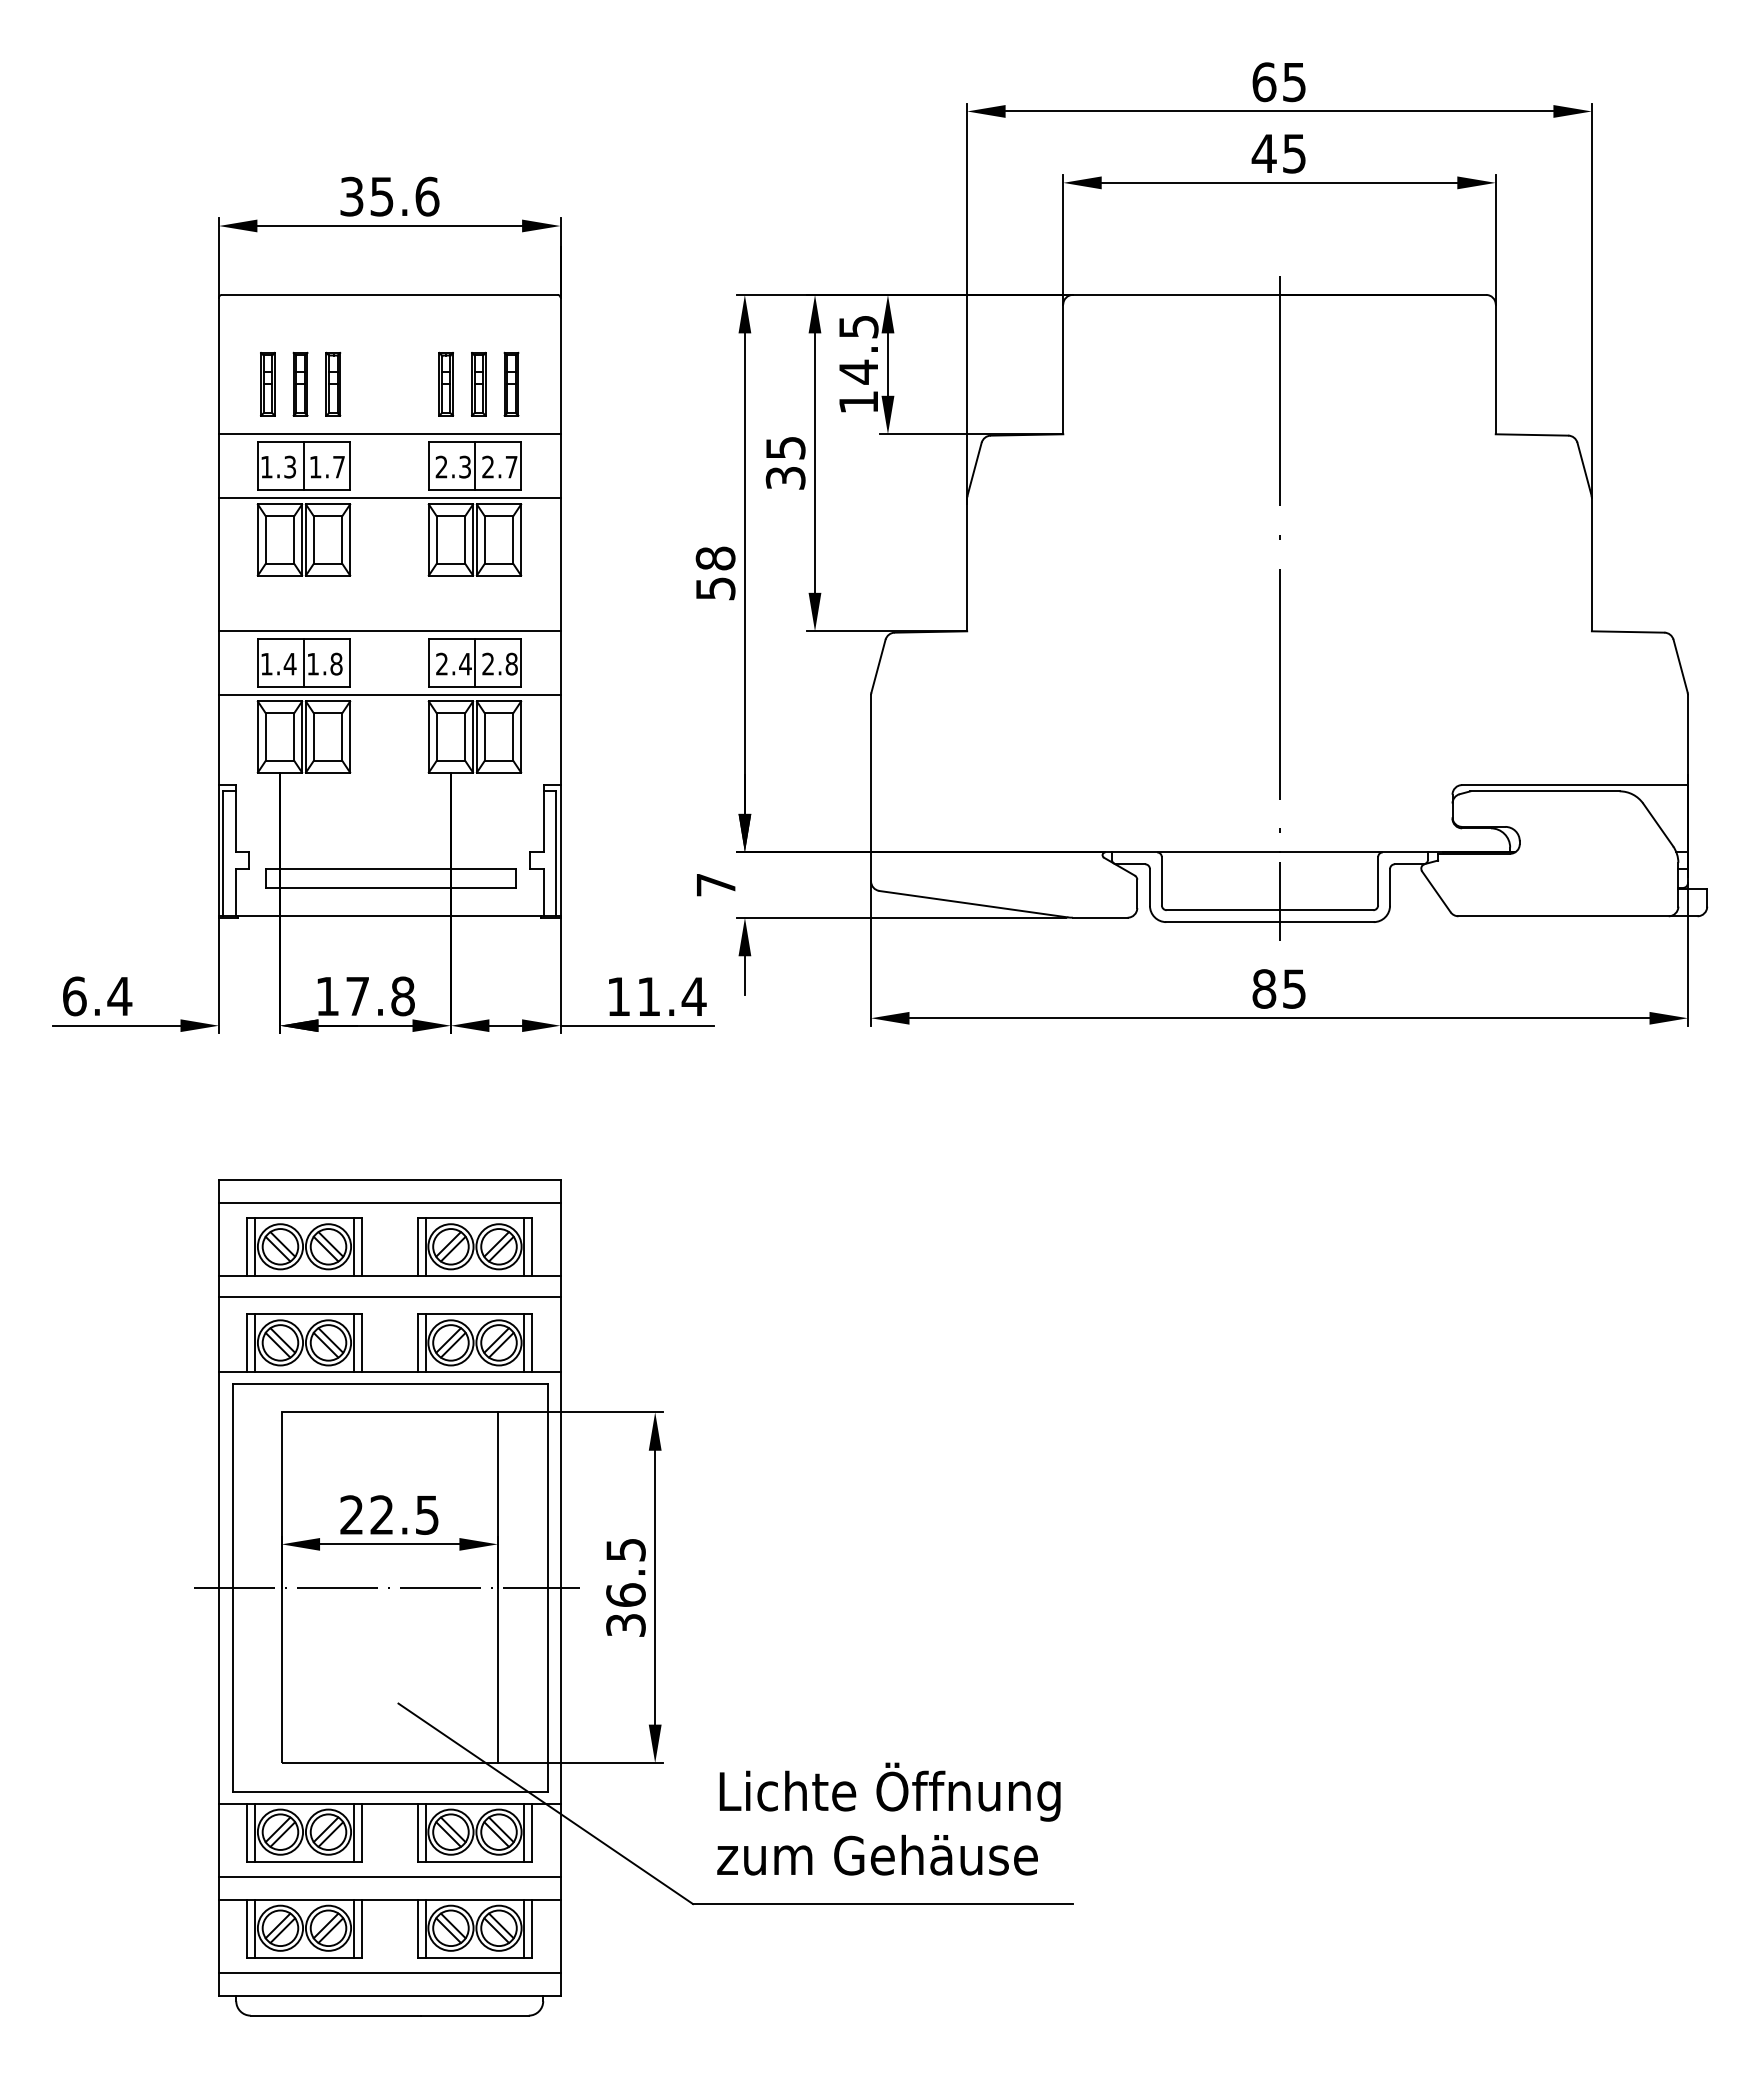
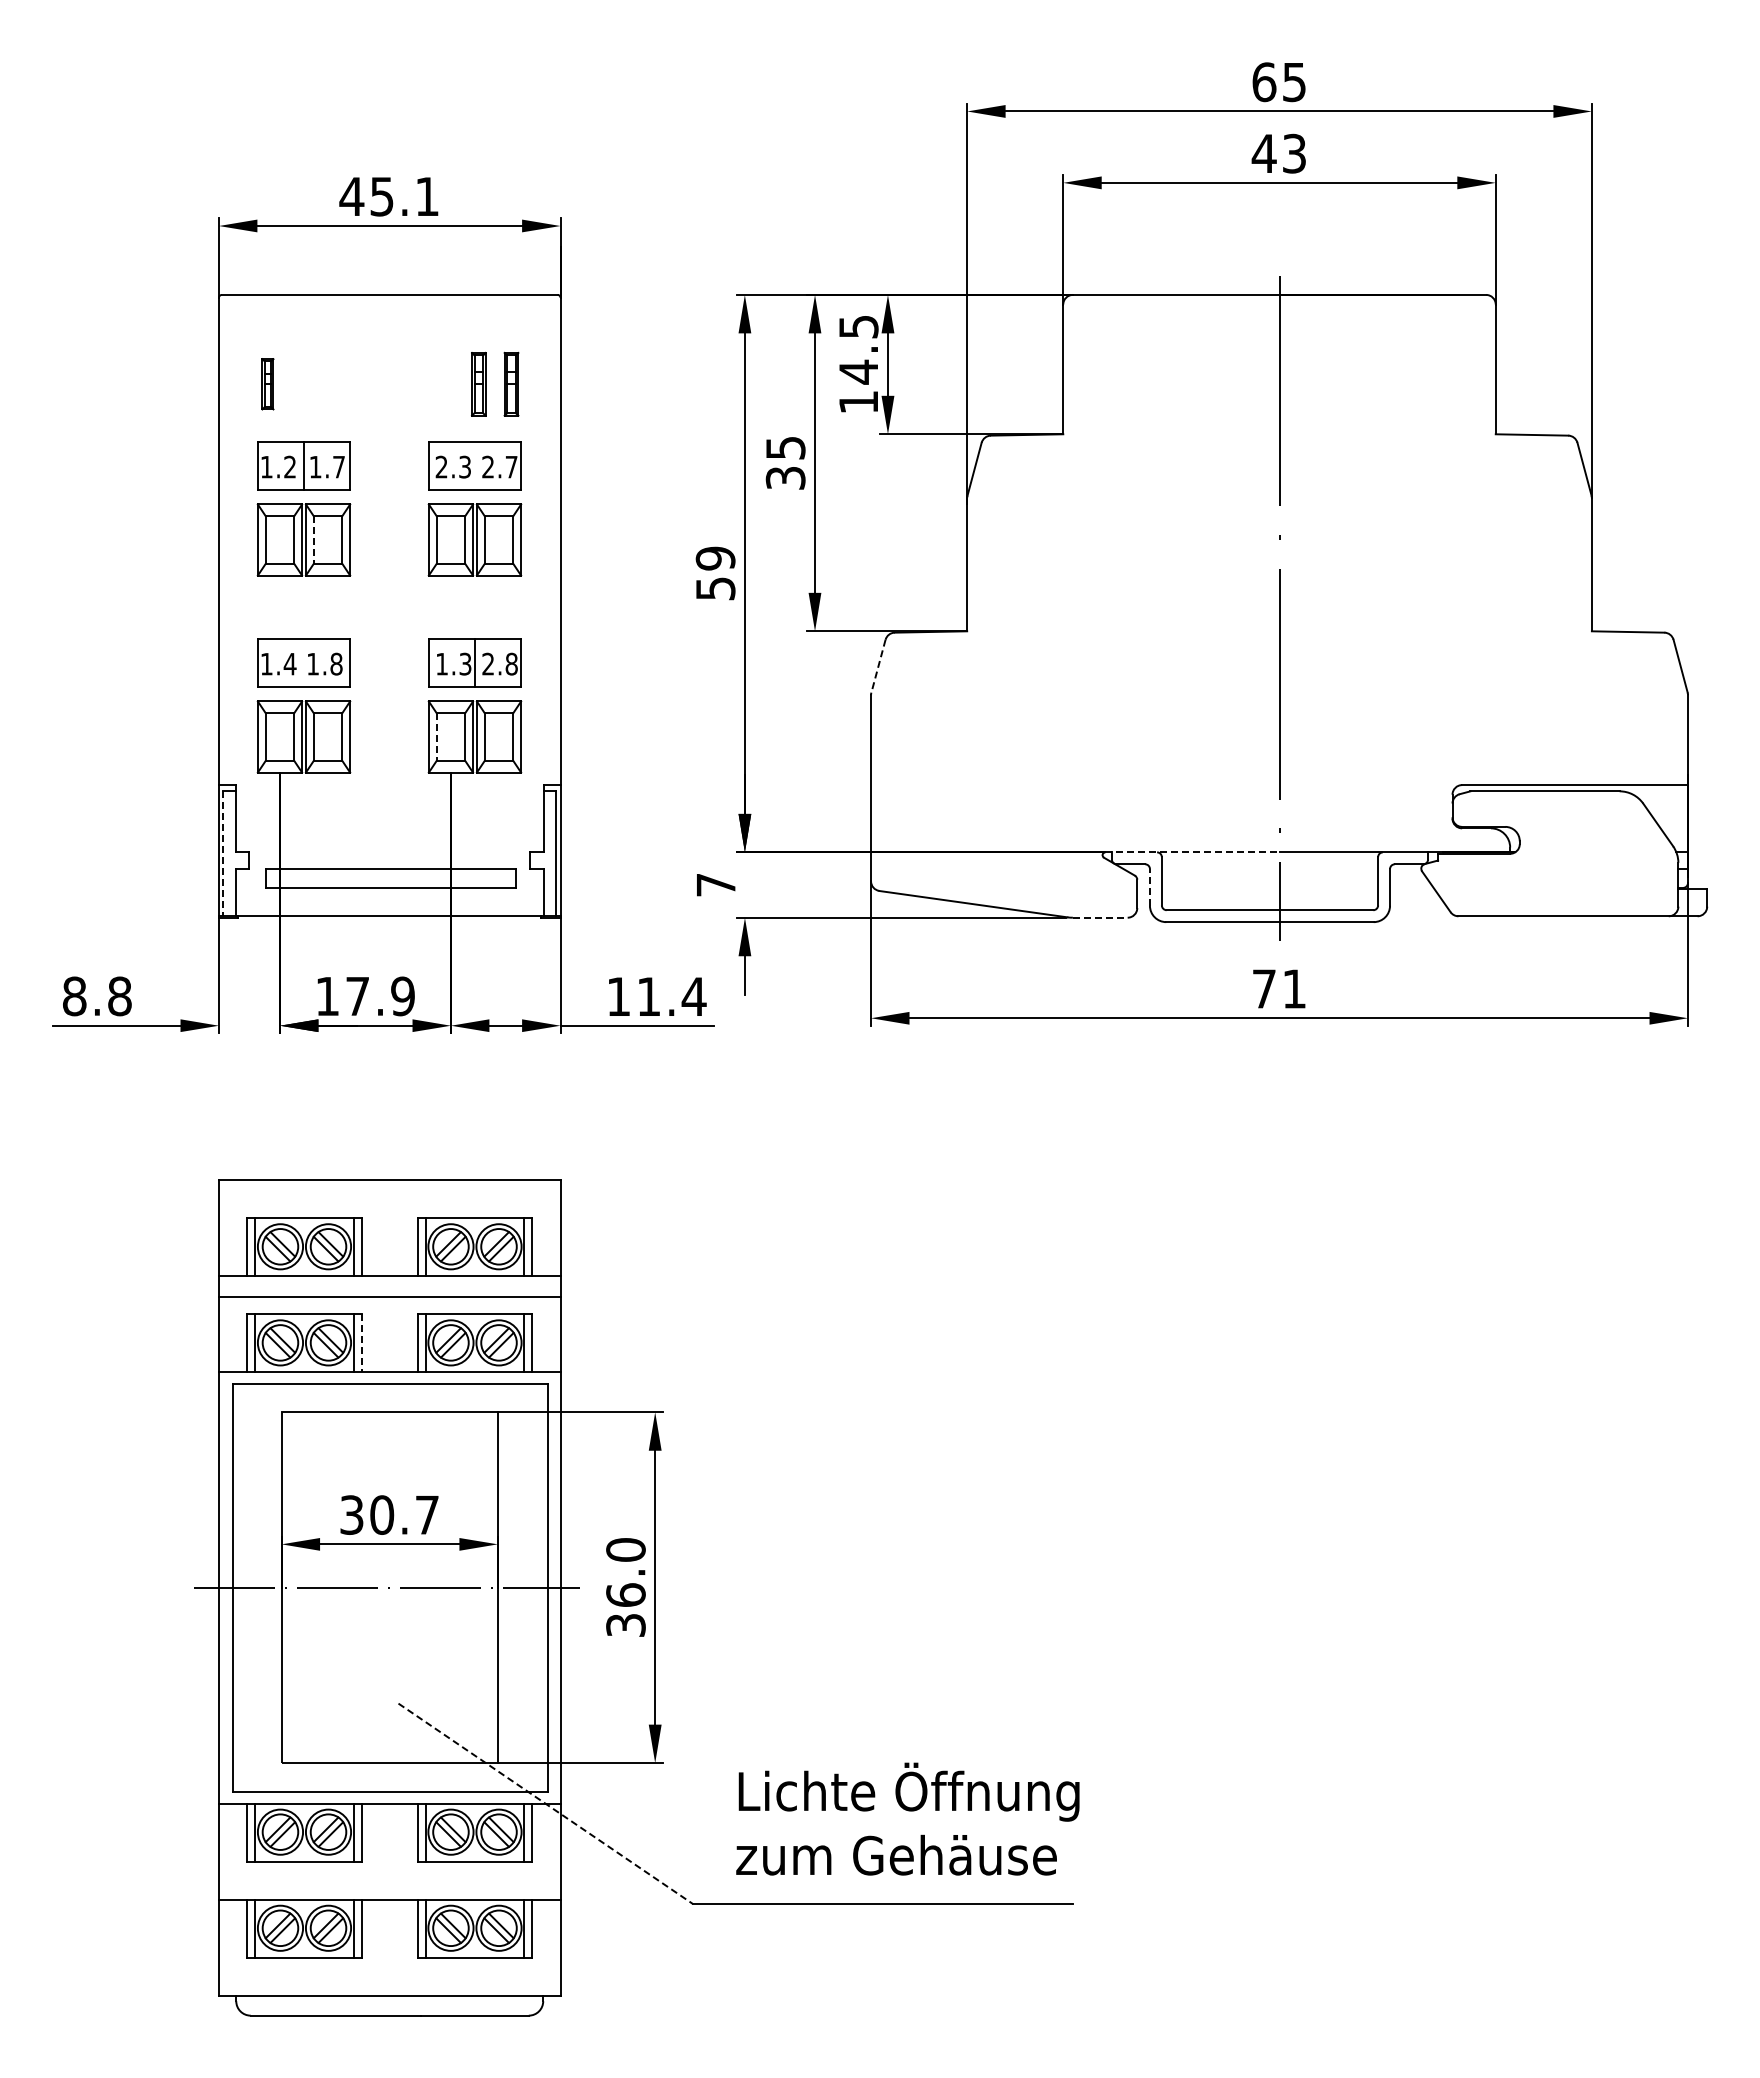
text: 45 -> 43 (1294, 153)
text: 35.6 -> 45.1 (389, 196)
part size: 16x66 px -> 14x53 px (267, 384)
part: present -> none (300, 383)
part: present -> none (333, 383)
part: present -> none (446, 383)
line: present -> none (389, 434)
line: present -> none (475, 466)
text: 1.3 -> 1.2 (289, 467)
line: present -> none (389, 498)
line: solid -> dashed (313, 540)
text: 58 -> 59 (715, 558)
line: present -> none (389, 631)
line: present -> none (304, 663)
text: 2.4 -> 1.3 (453, 663)
line: solid -> dashed (878, 666)
line: present -> none (389, 695)
line: solid -> dashed (436, 737)
line: solid -> dashed (1192, 852)
line: solid -> dashed (223, 854)
line: solid -> dashed (1149, 886)
line: solid -> dashed (1100, 917)
text: 85 -> 71 (1278, 988)
text: 6.4 -> 8.8 (97, 996)
text: 17.8 -> 17.9 (402, 996)
line: present -> none (389, 1203)
line: solid -> dashed (361, 1342)
text: 22.5 -> 30.7 (389, 1514)
text: 36.5 -> 36.0 (625, 1549)
line: solid -> dashed (546, 1804)
text position: (888, 1818) -> (907, 1818) (907, 1818)
line: present -> none (389, 1876)
line: present -> none (389, 1972)
